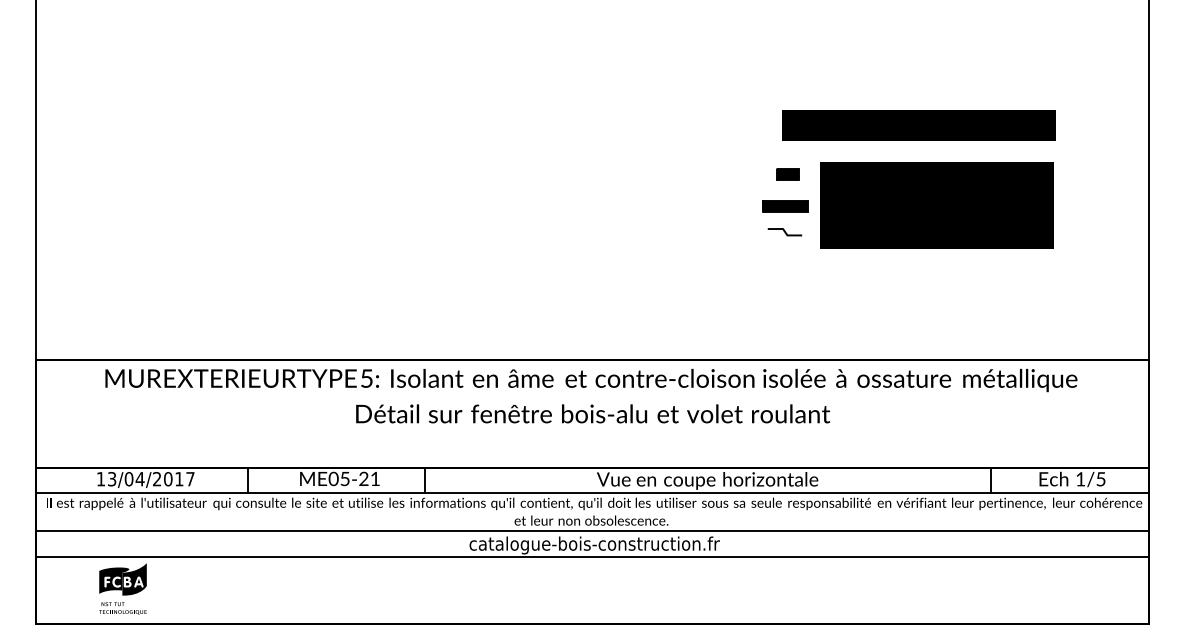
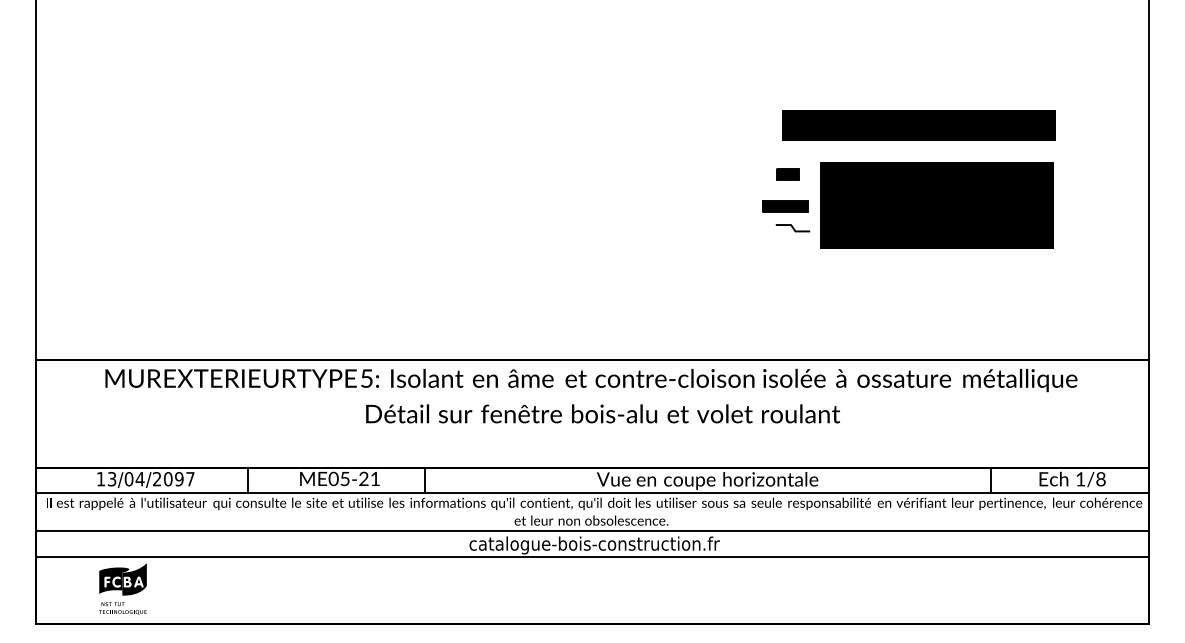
line position: (784, 232) -> (792, 228) (792, 228)
text position: (593, 413) -> (603, 413) (603, 413)
text: 13/04/2017 -> 13/04/2097 (179, 479)
text: 1/5 -> 1/8 (1100, 479)
